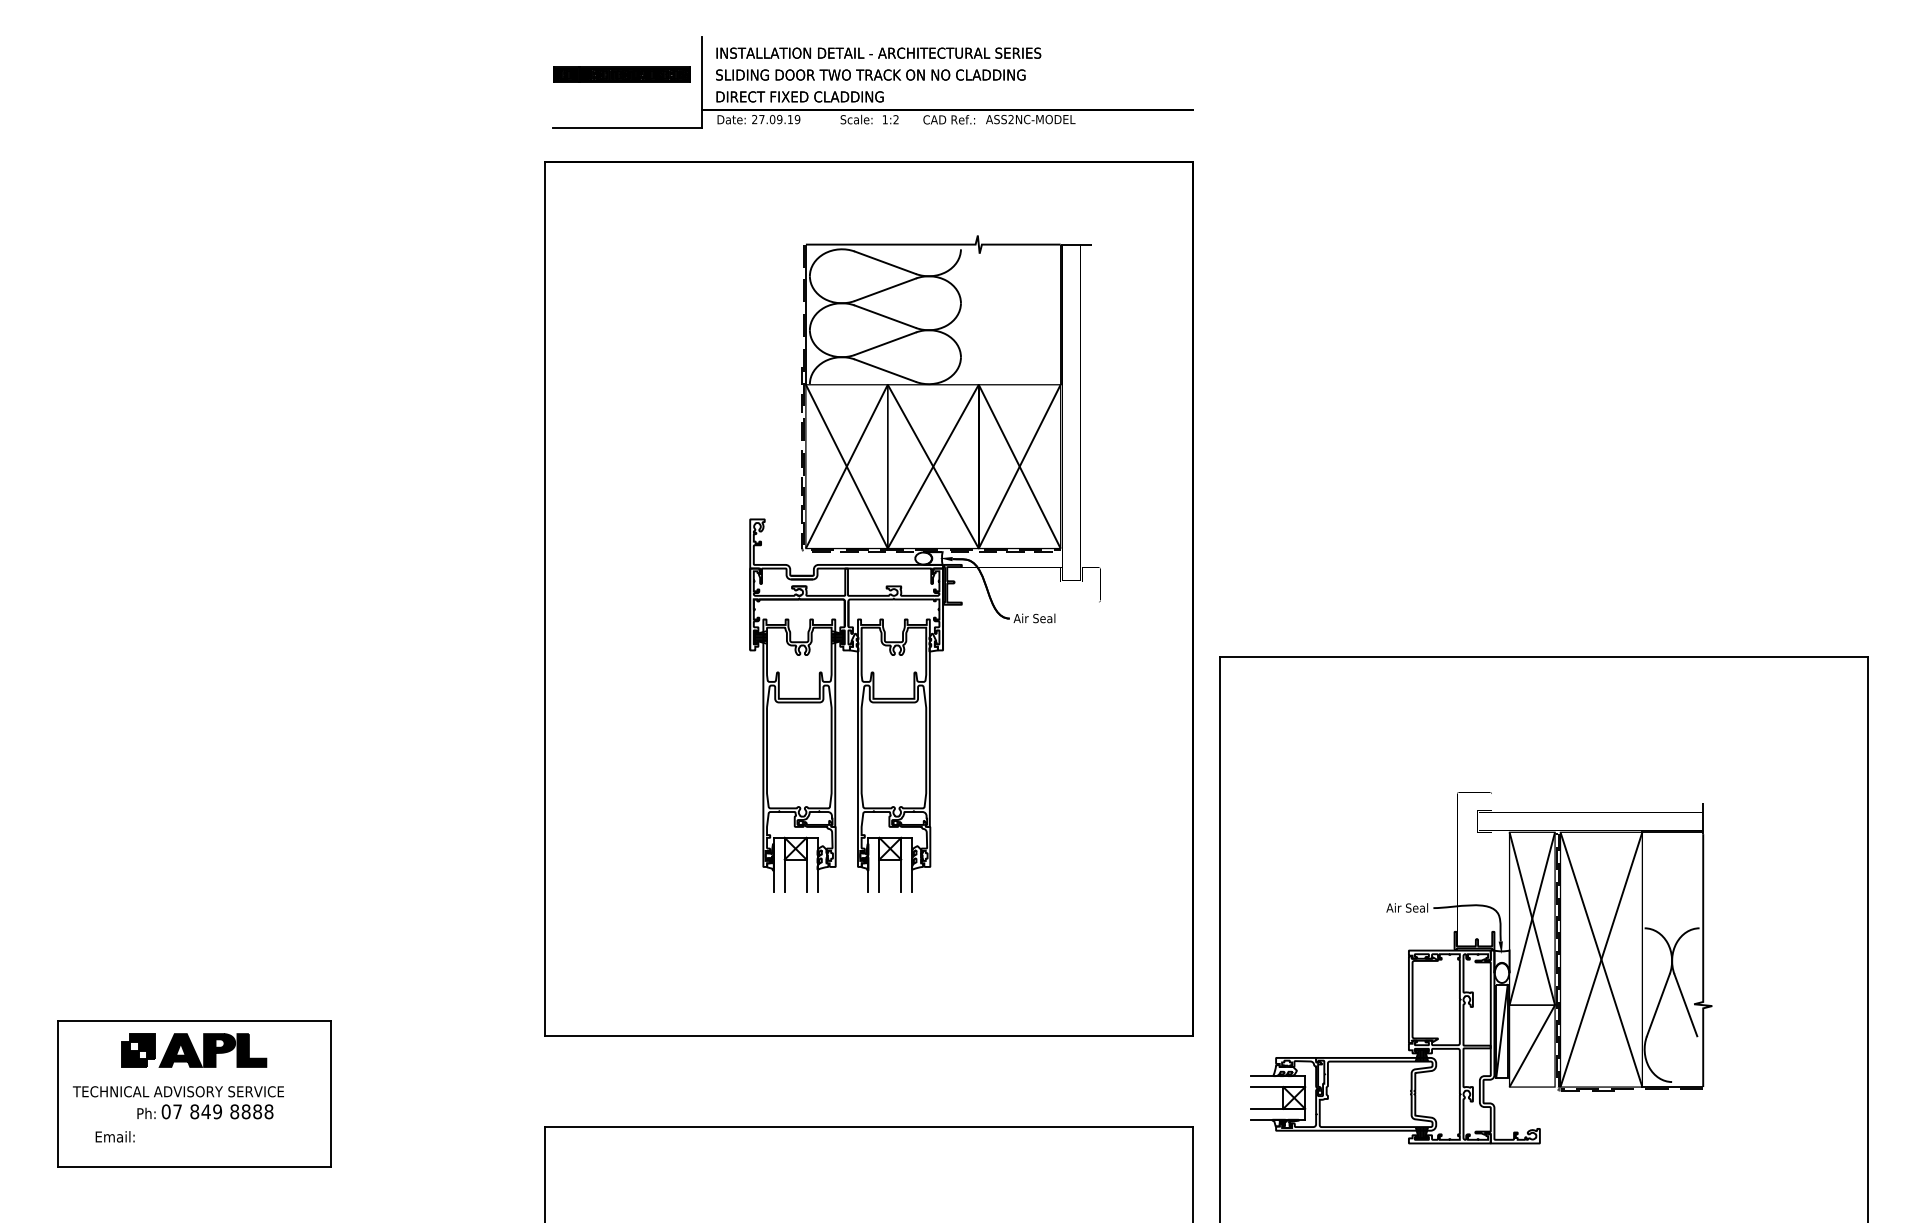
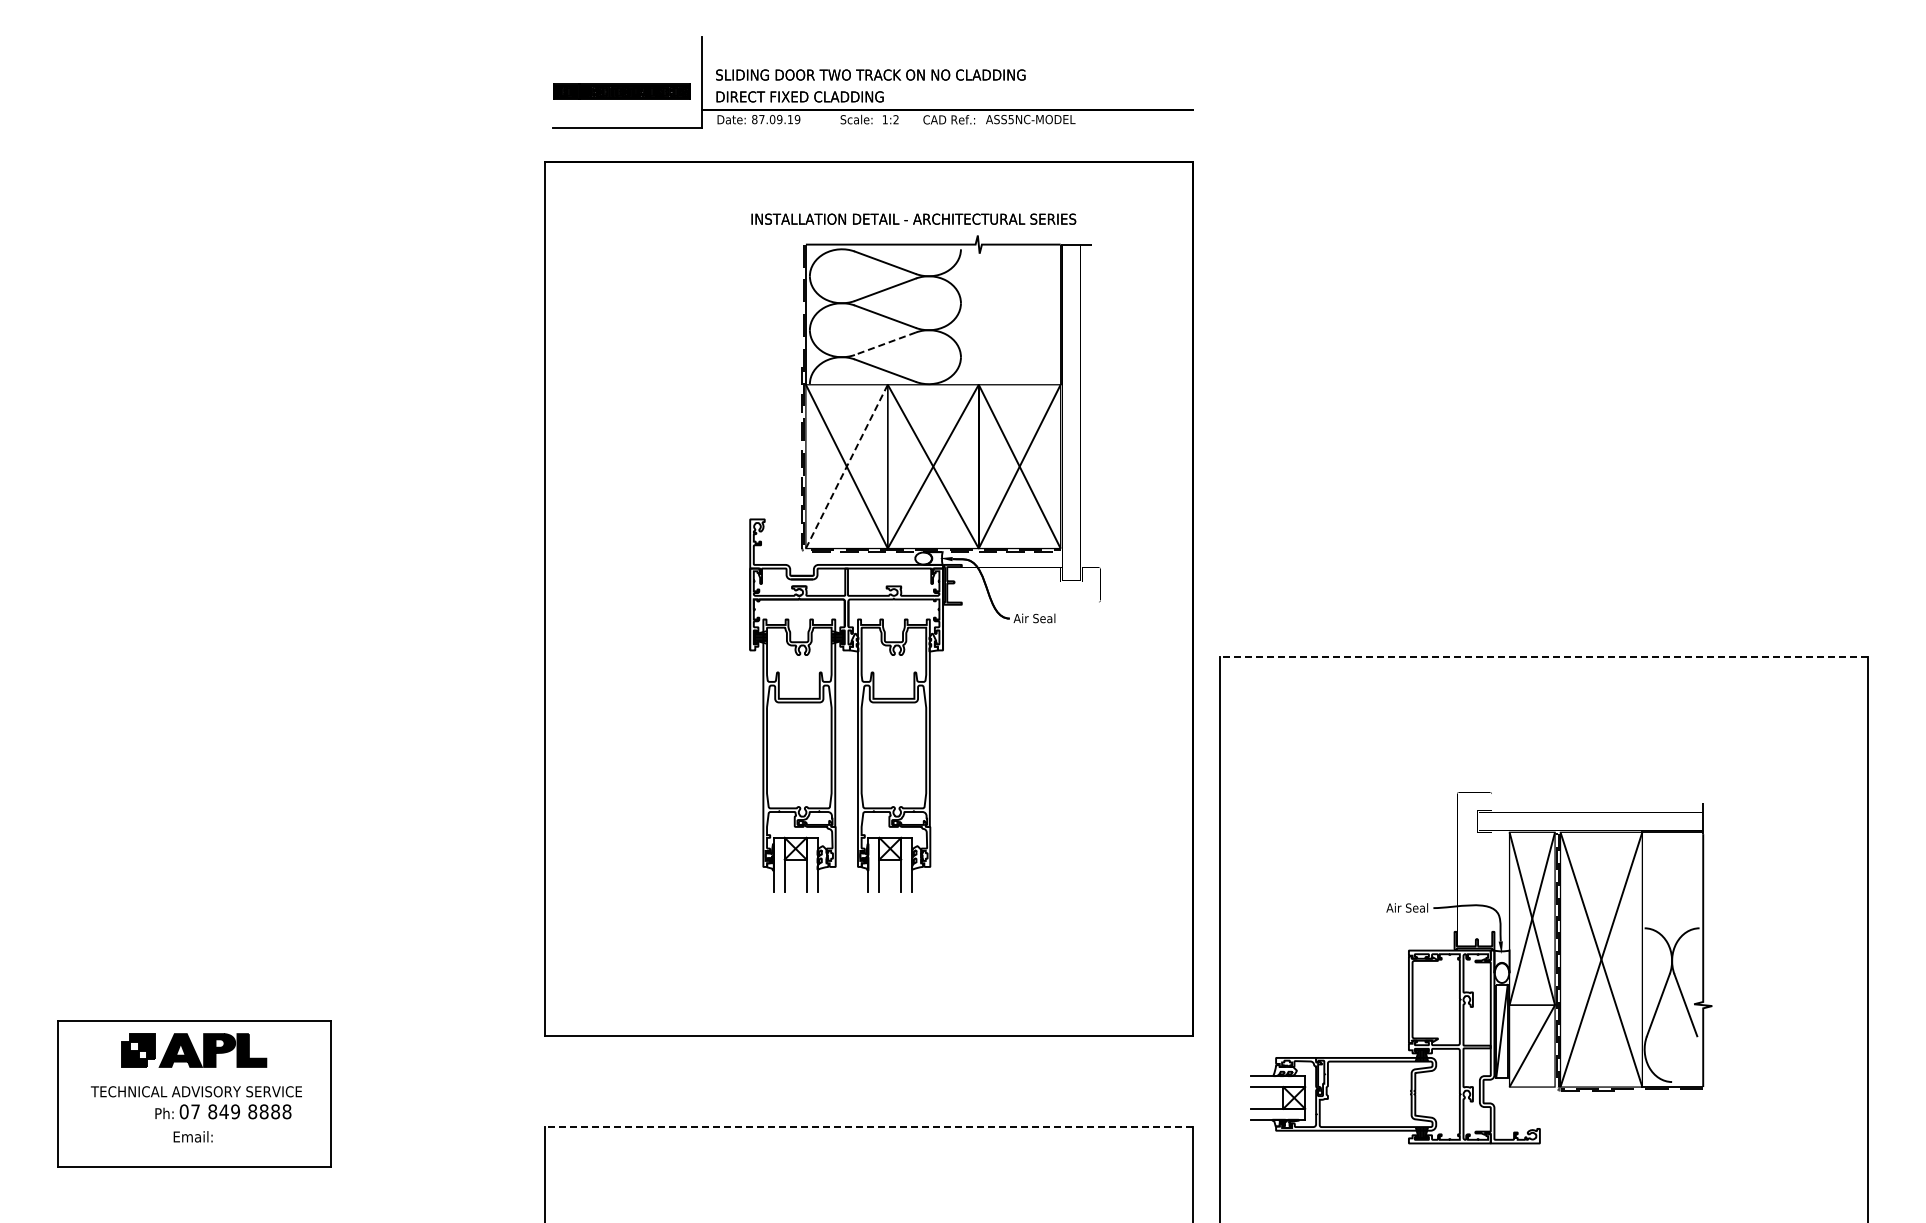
text position: (878, 52) -> (913, 218) (913, 218)
part position: (621, 74) -> (621, 91) (621, 91)
text: 27.09.19 -> 87.09.19 (754, 119)
text: ASS2NC-MODEL -> ASS5NC-MODEL (1010, 119)
line: solid -> dashed (885, 343)
line: solid -> dashed (846, 466)
line: solid -> dashed (1544, 656)
text position: (178, 1102) -> (196, 1102) (196, 1102)
line: solid -> dashed (869, 1127)
text position: (114, 1136) -> (192, 1136) (192, 1136)
